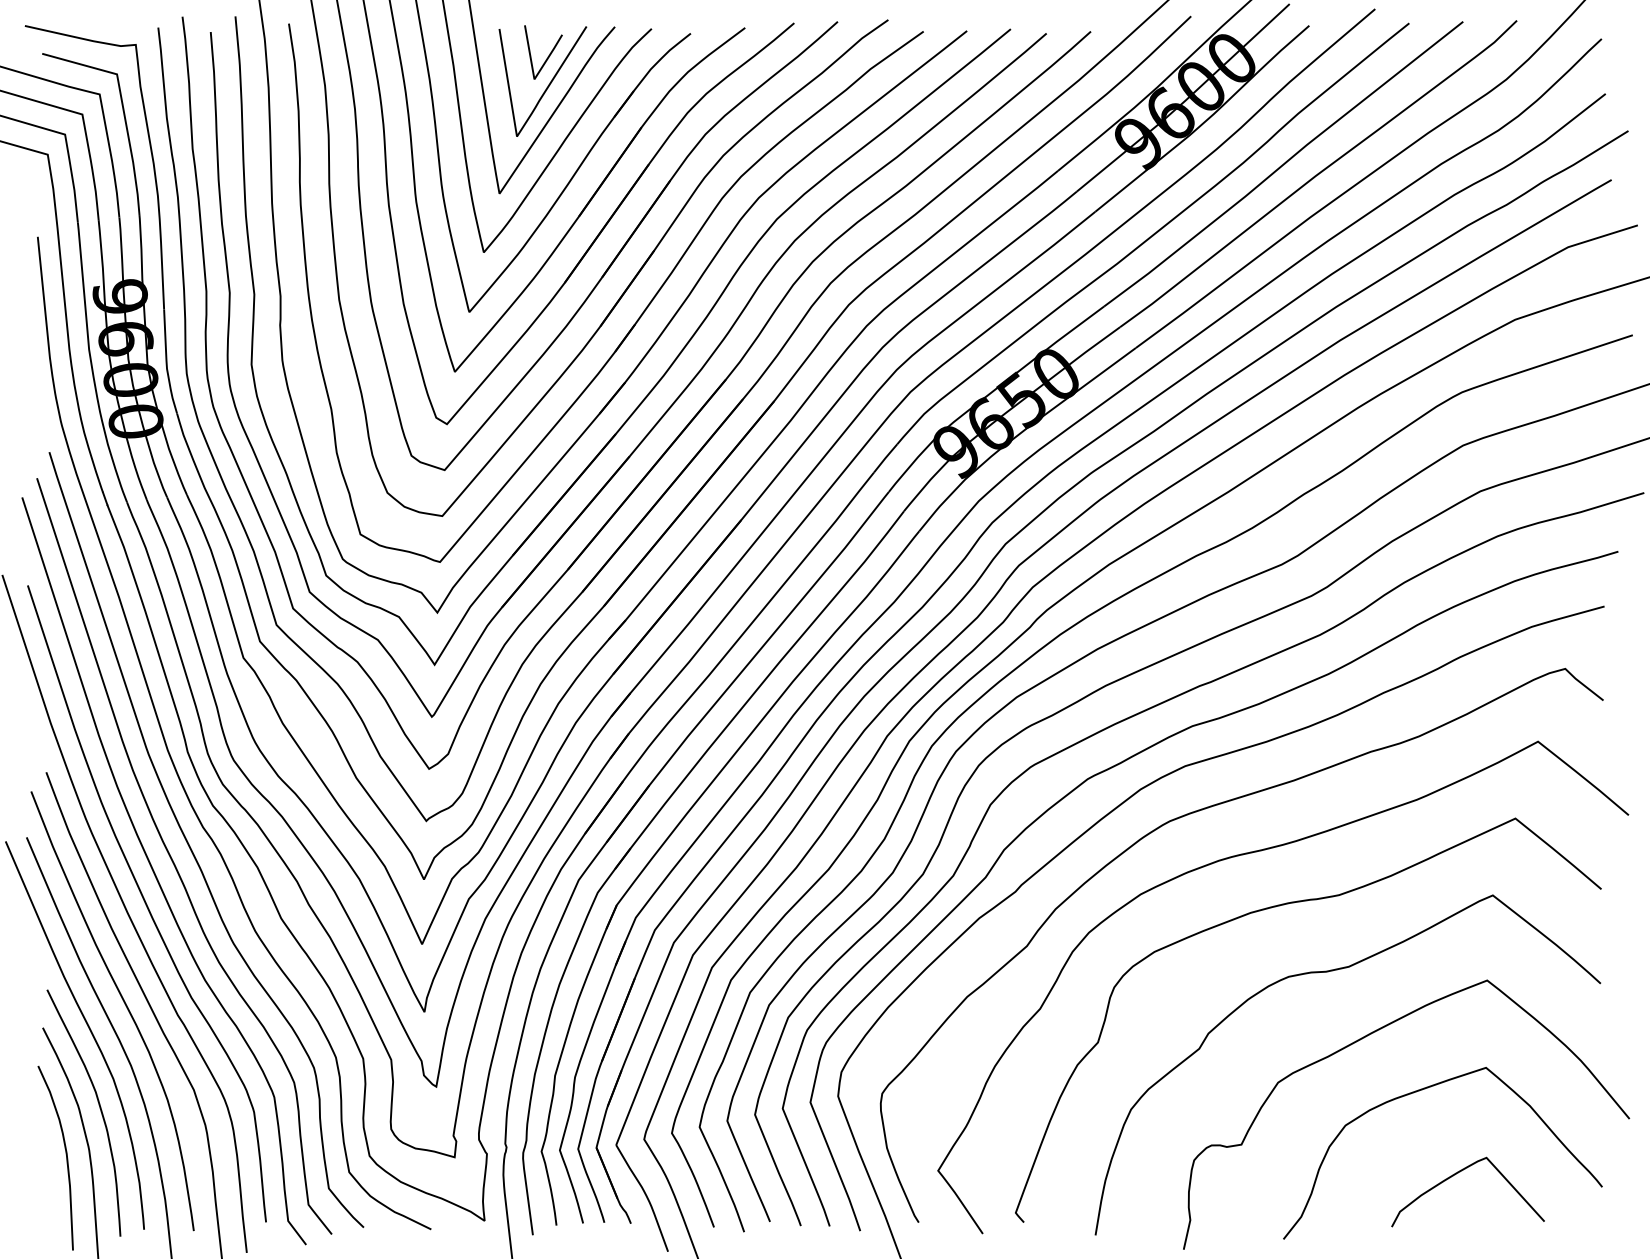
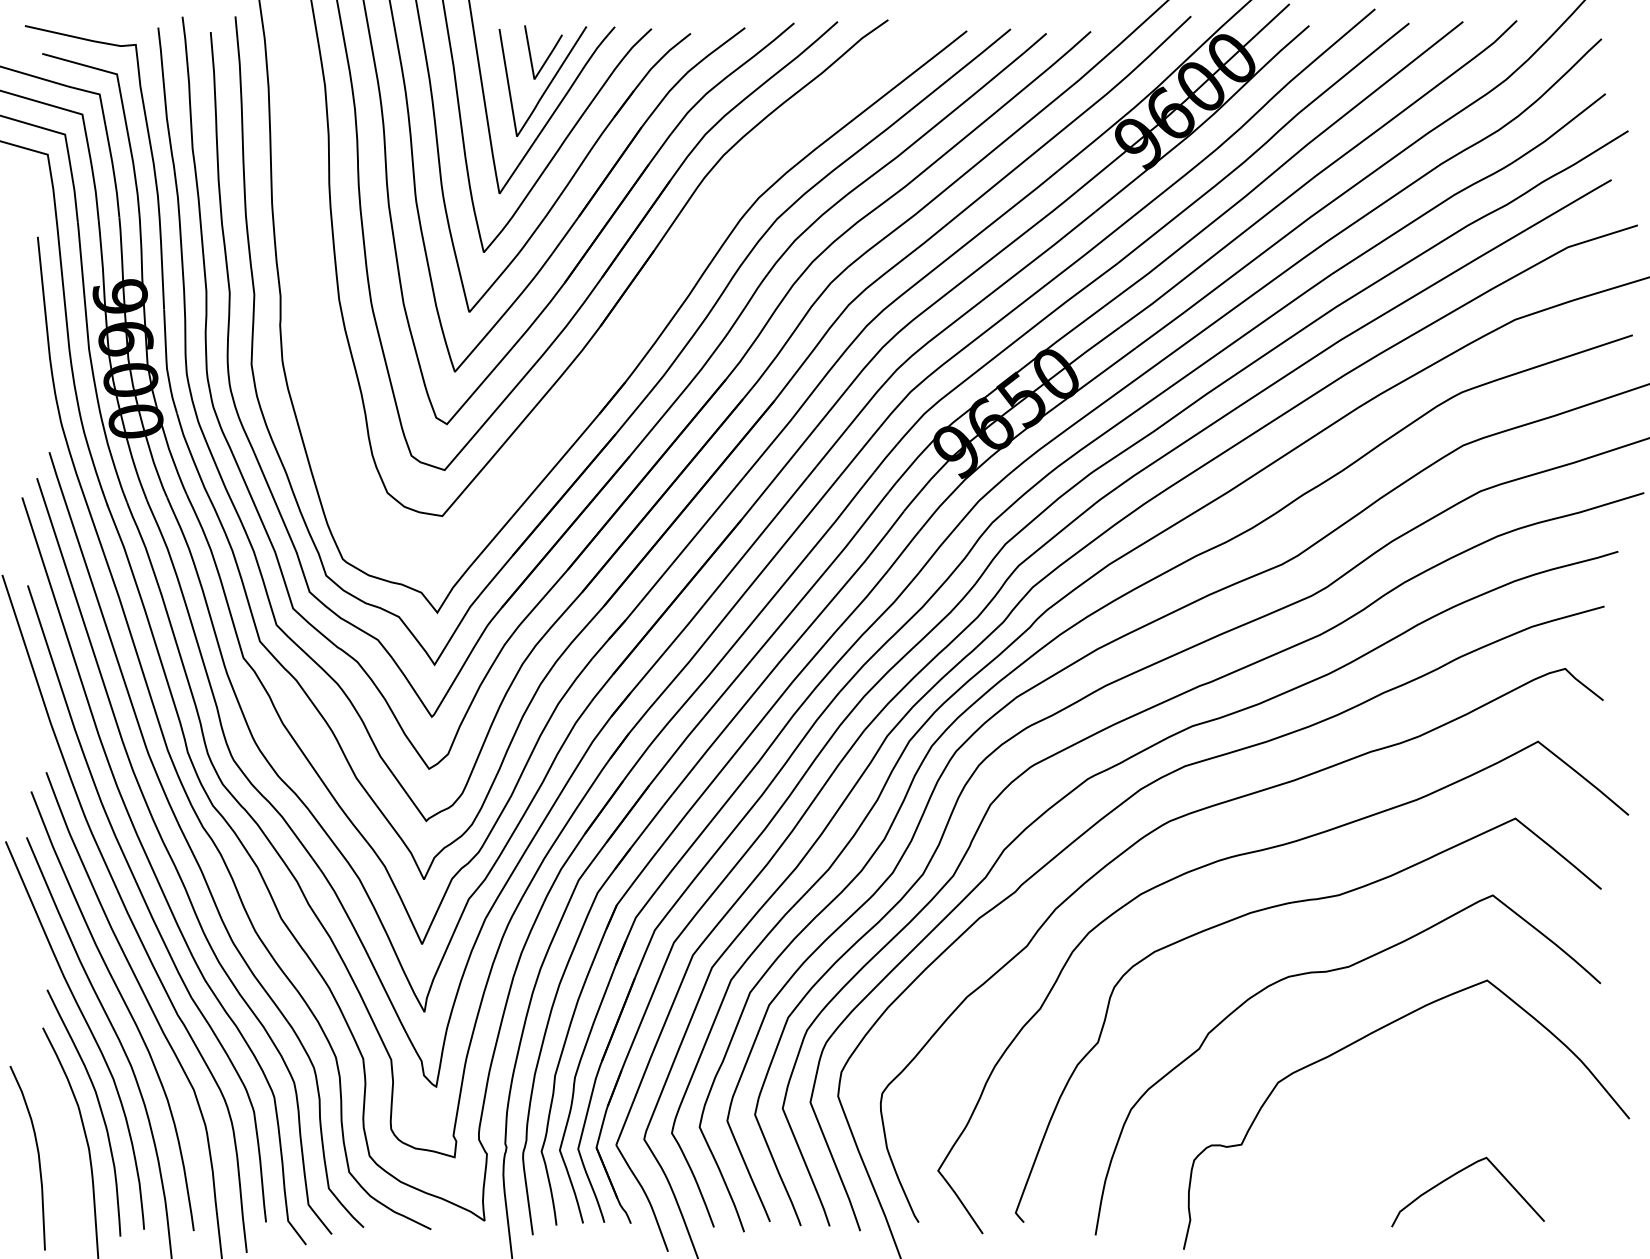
part: present -> none (638, 317)
curve: present -> none (1422, 1090)
curve position: (65, 1154) -> (37, 1154) (37, 1154)
